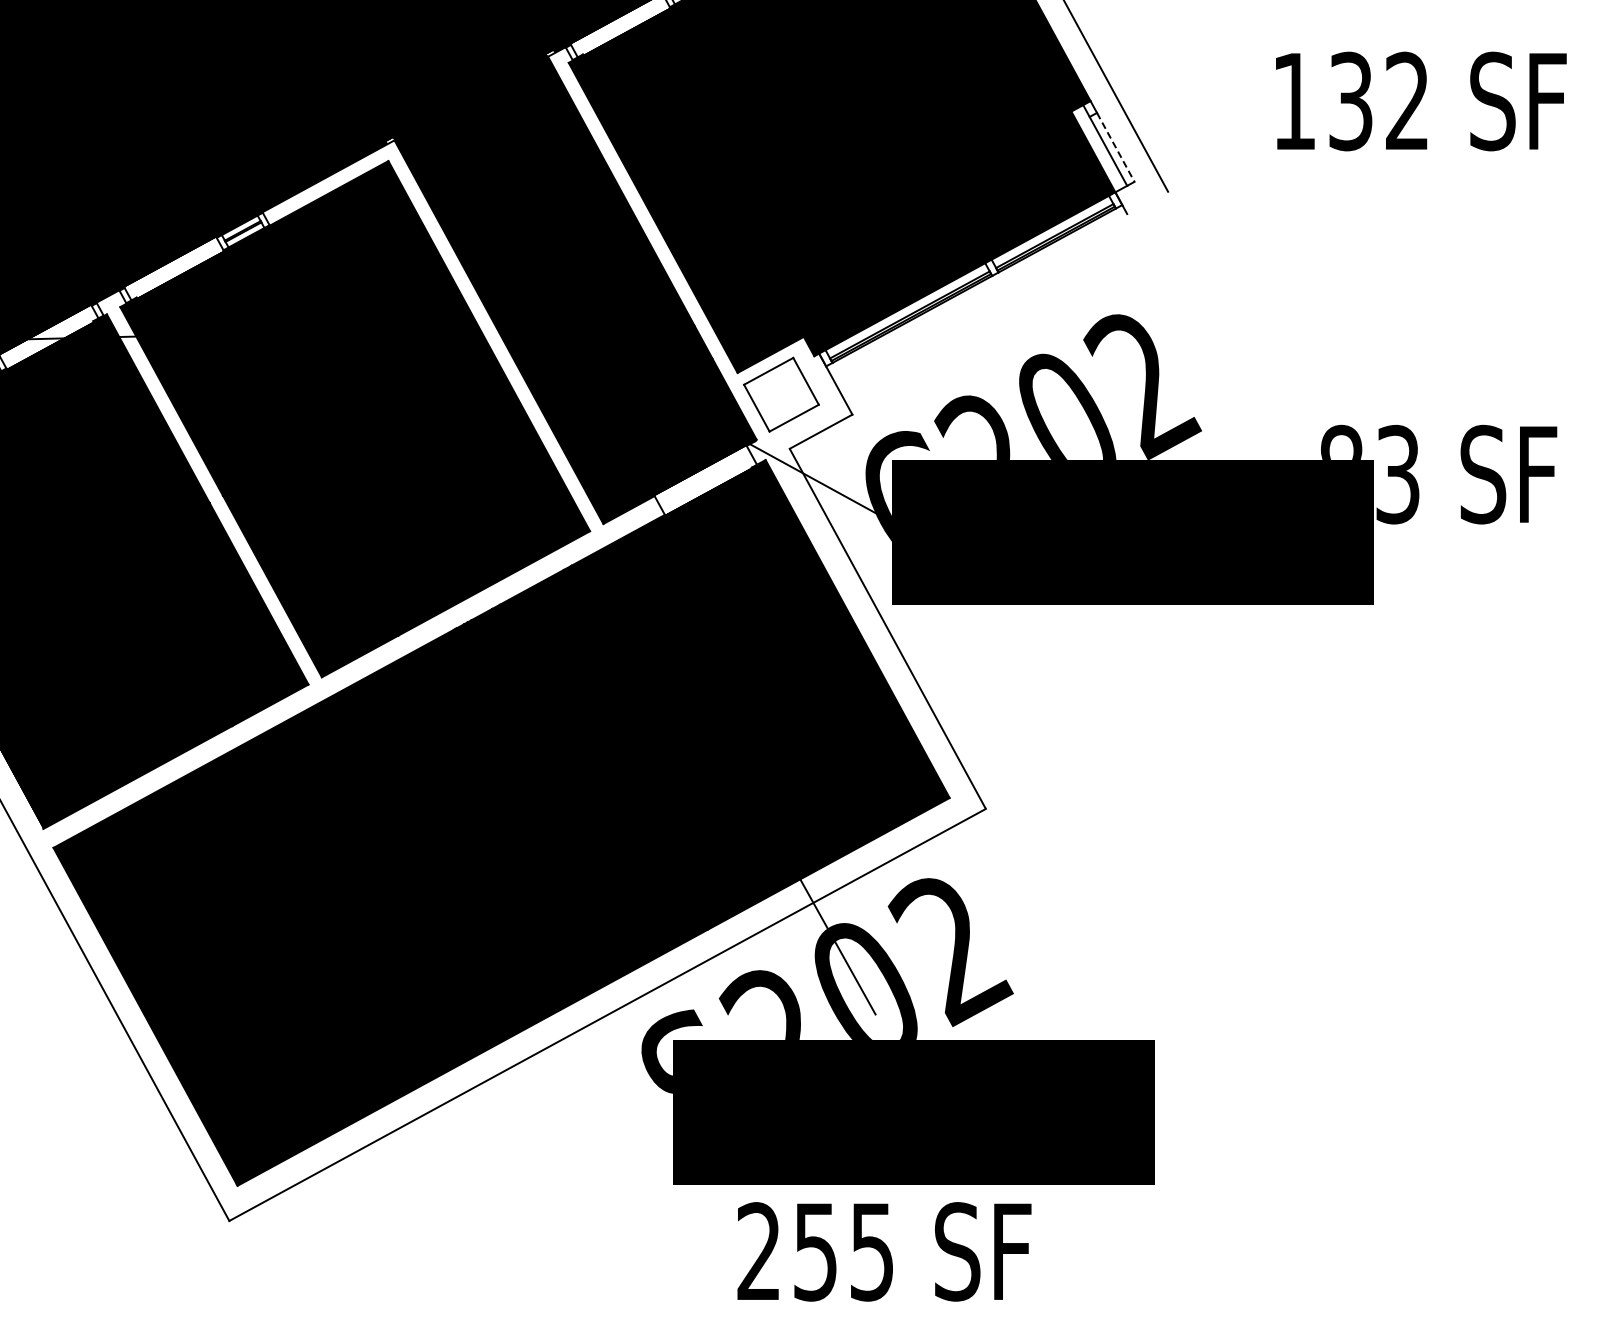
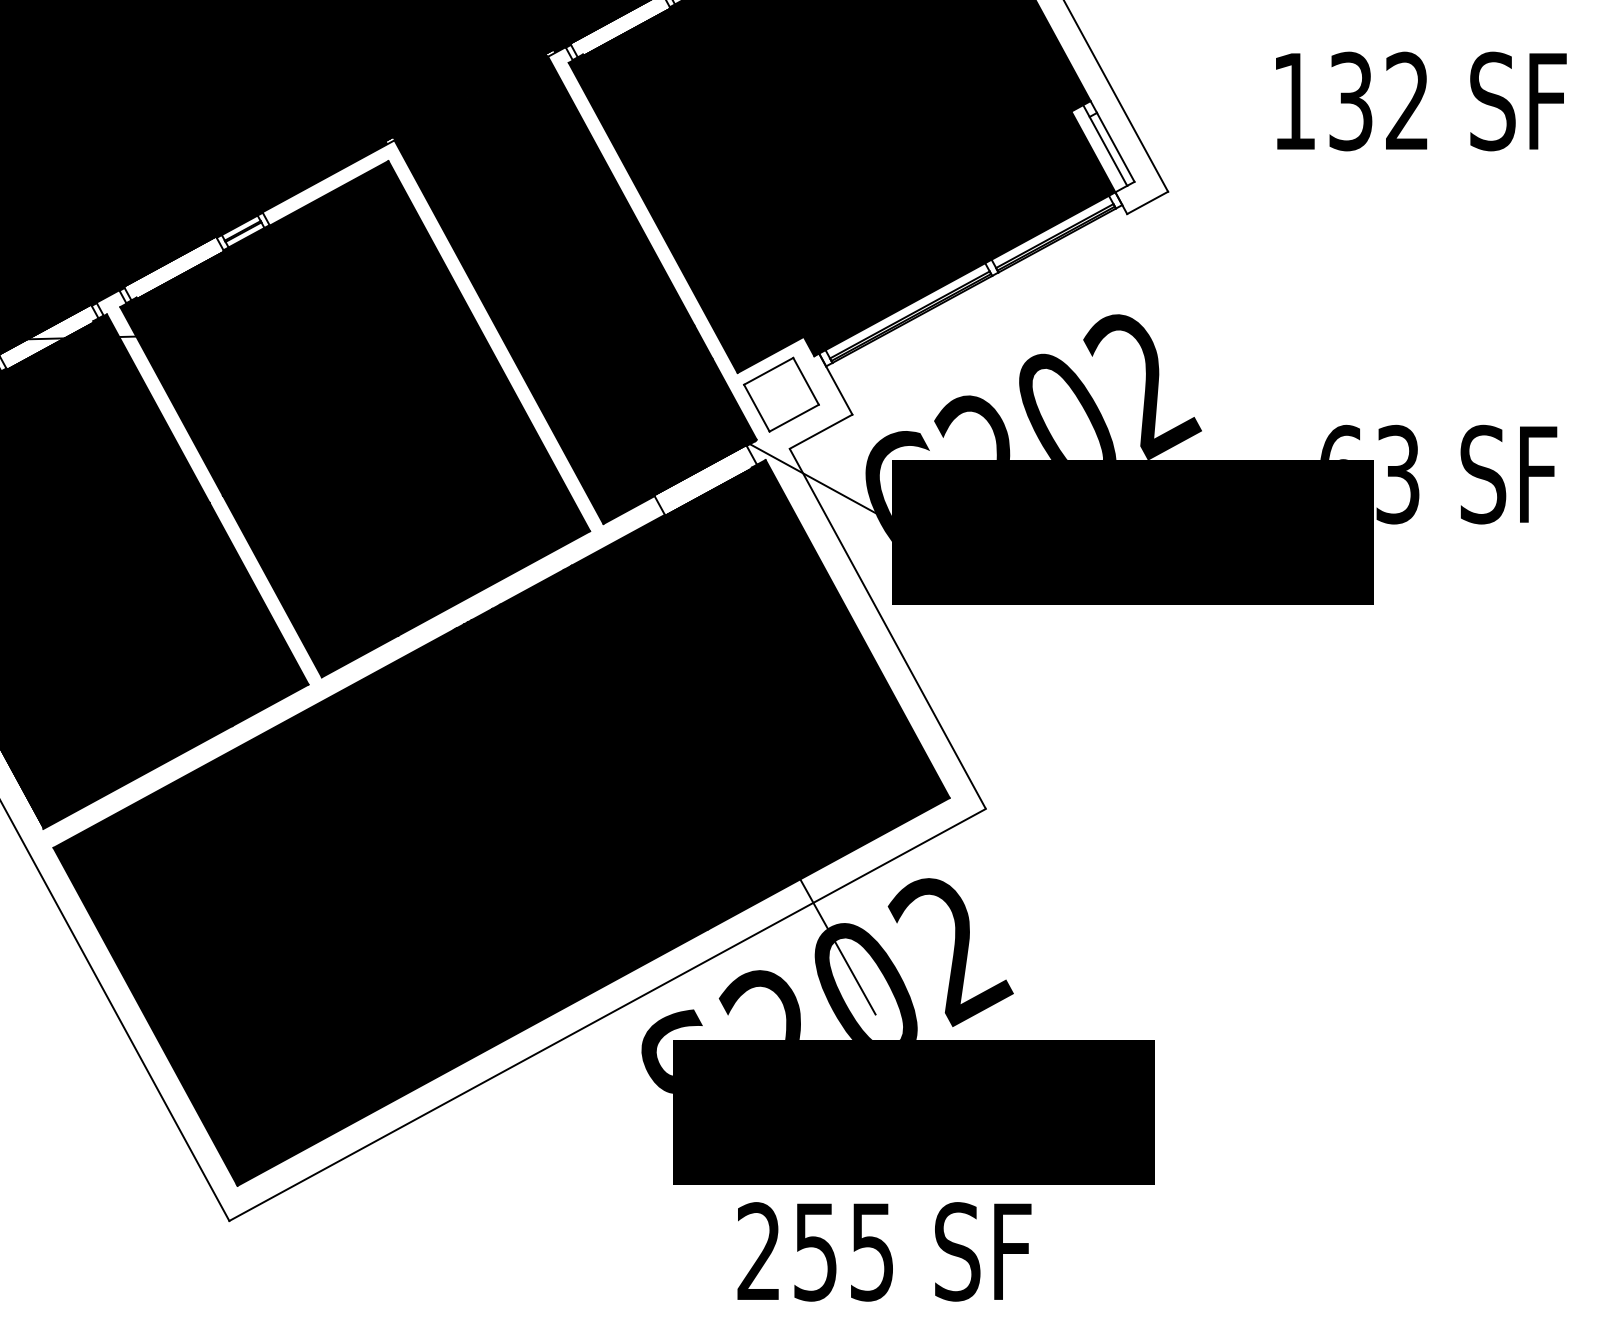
line: dashed -> solid (1116, 147)
line: none -> present (1147, 202)
text: 83 -> 63 (1341, 441)
